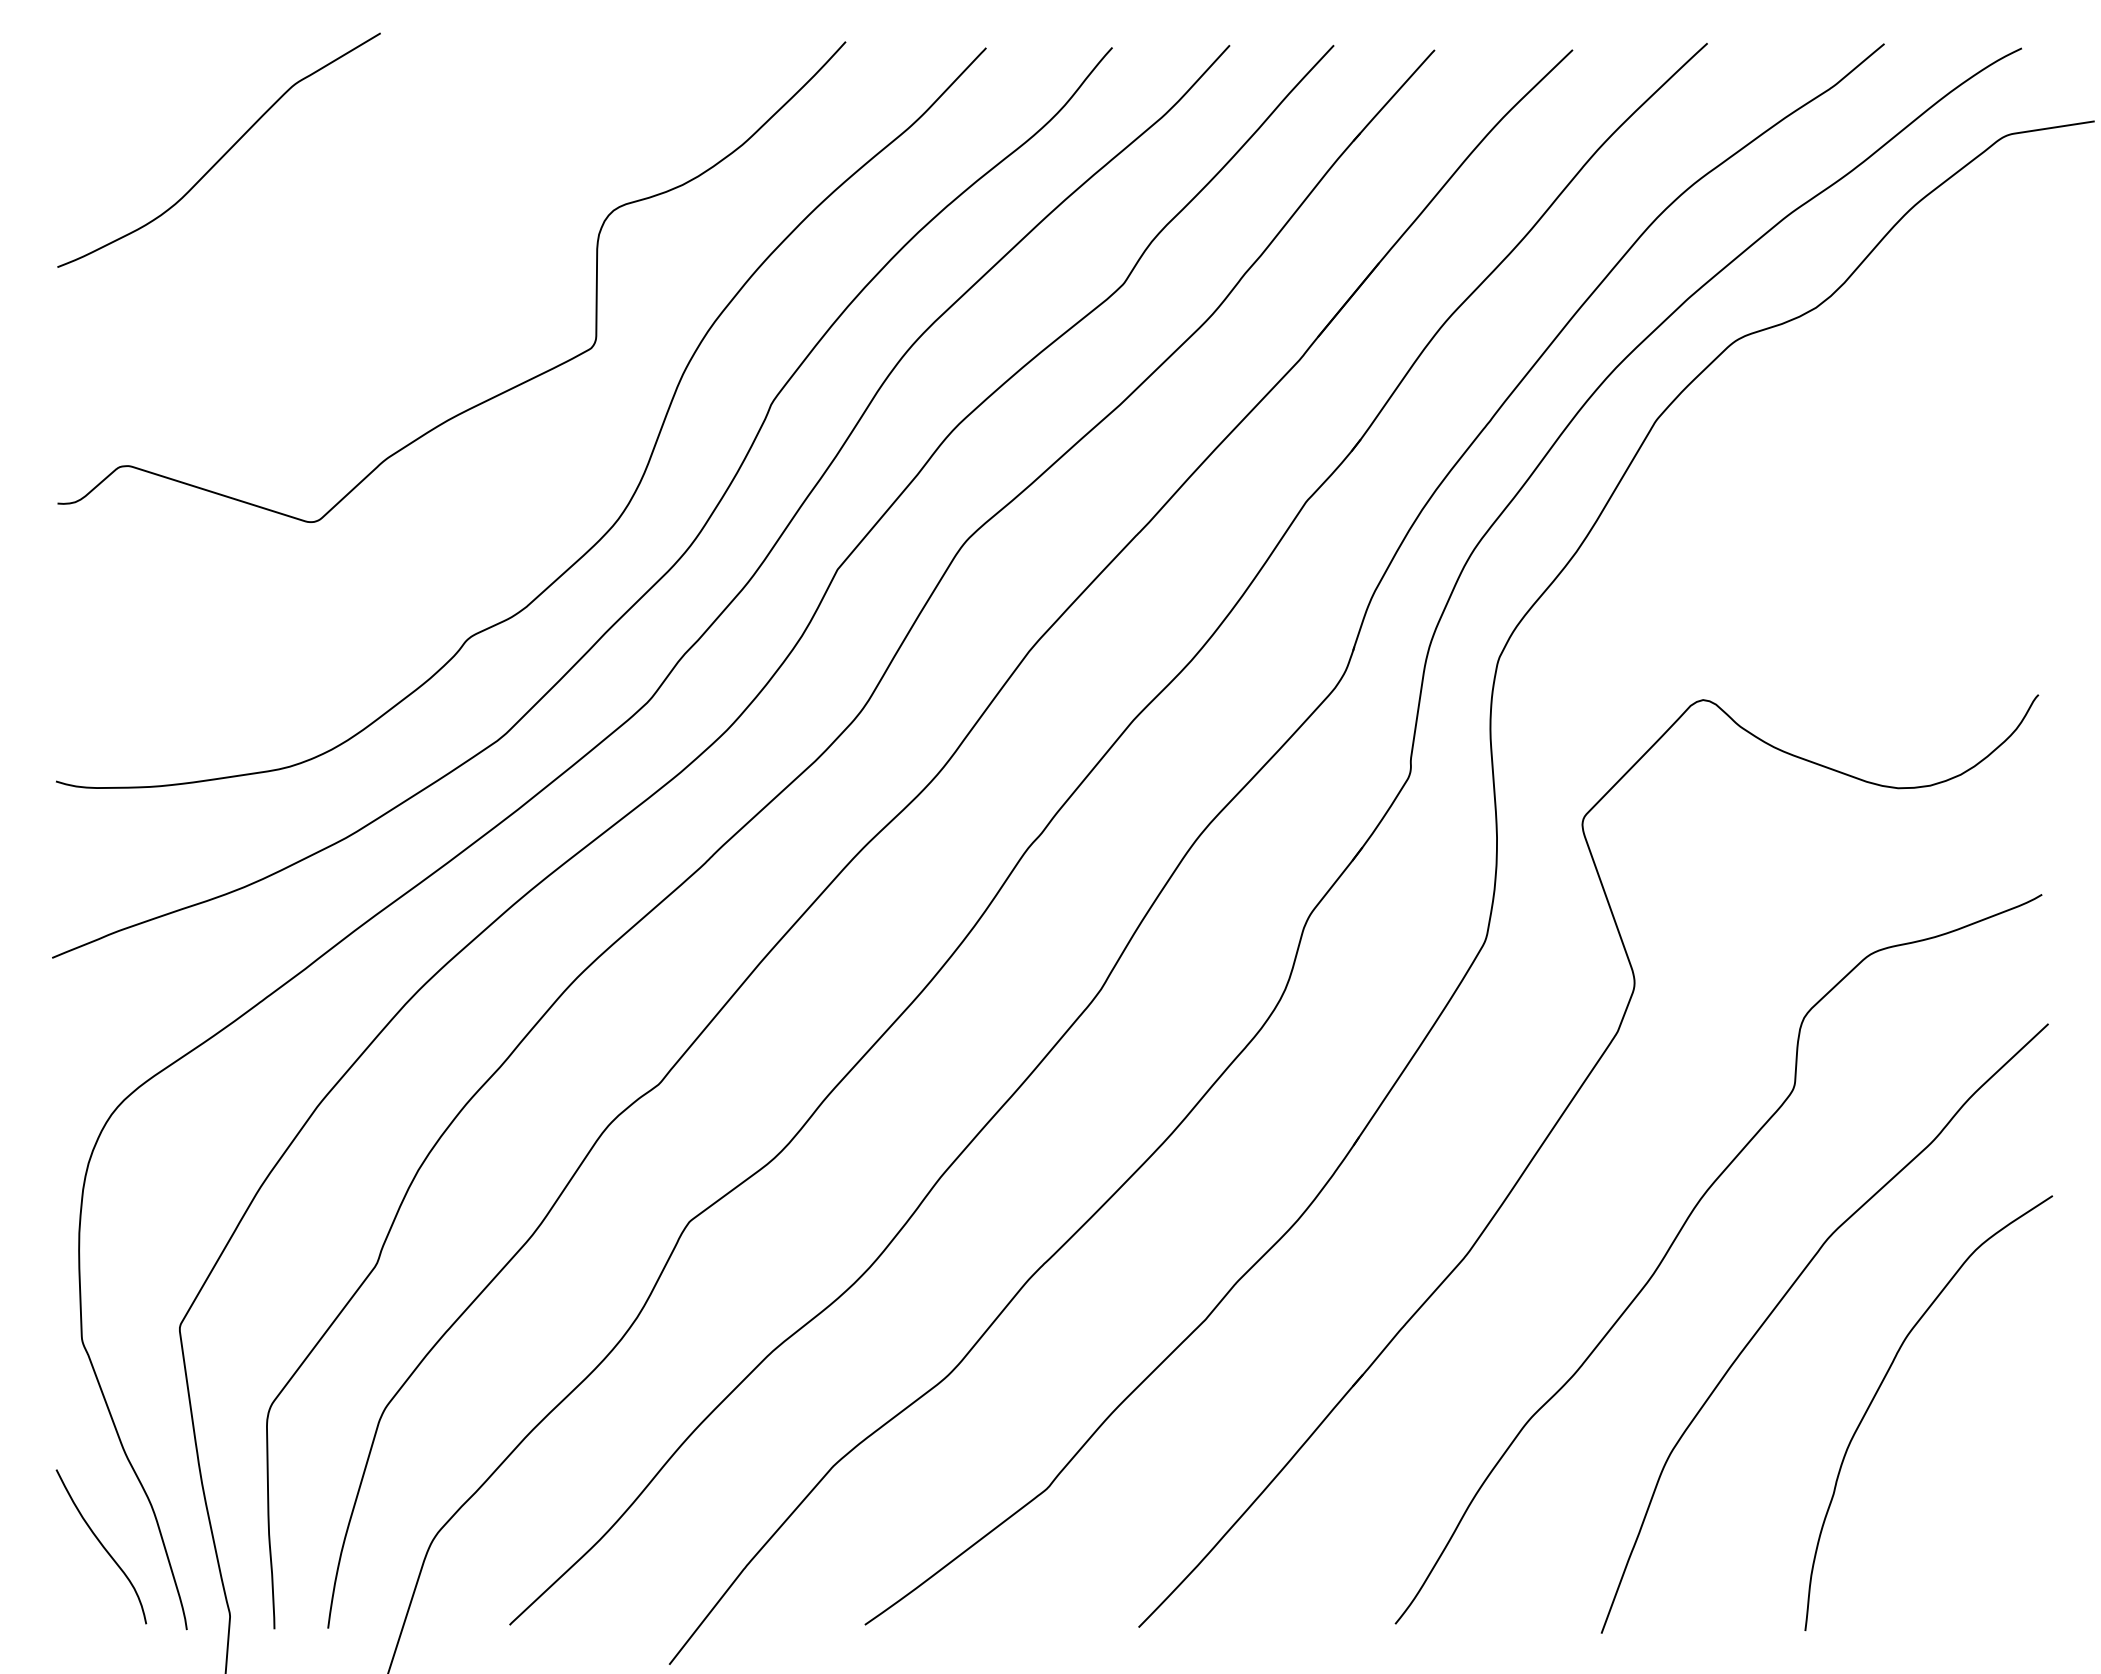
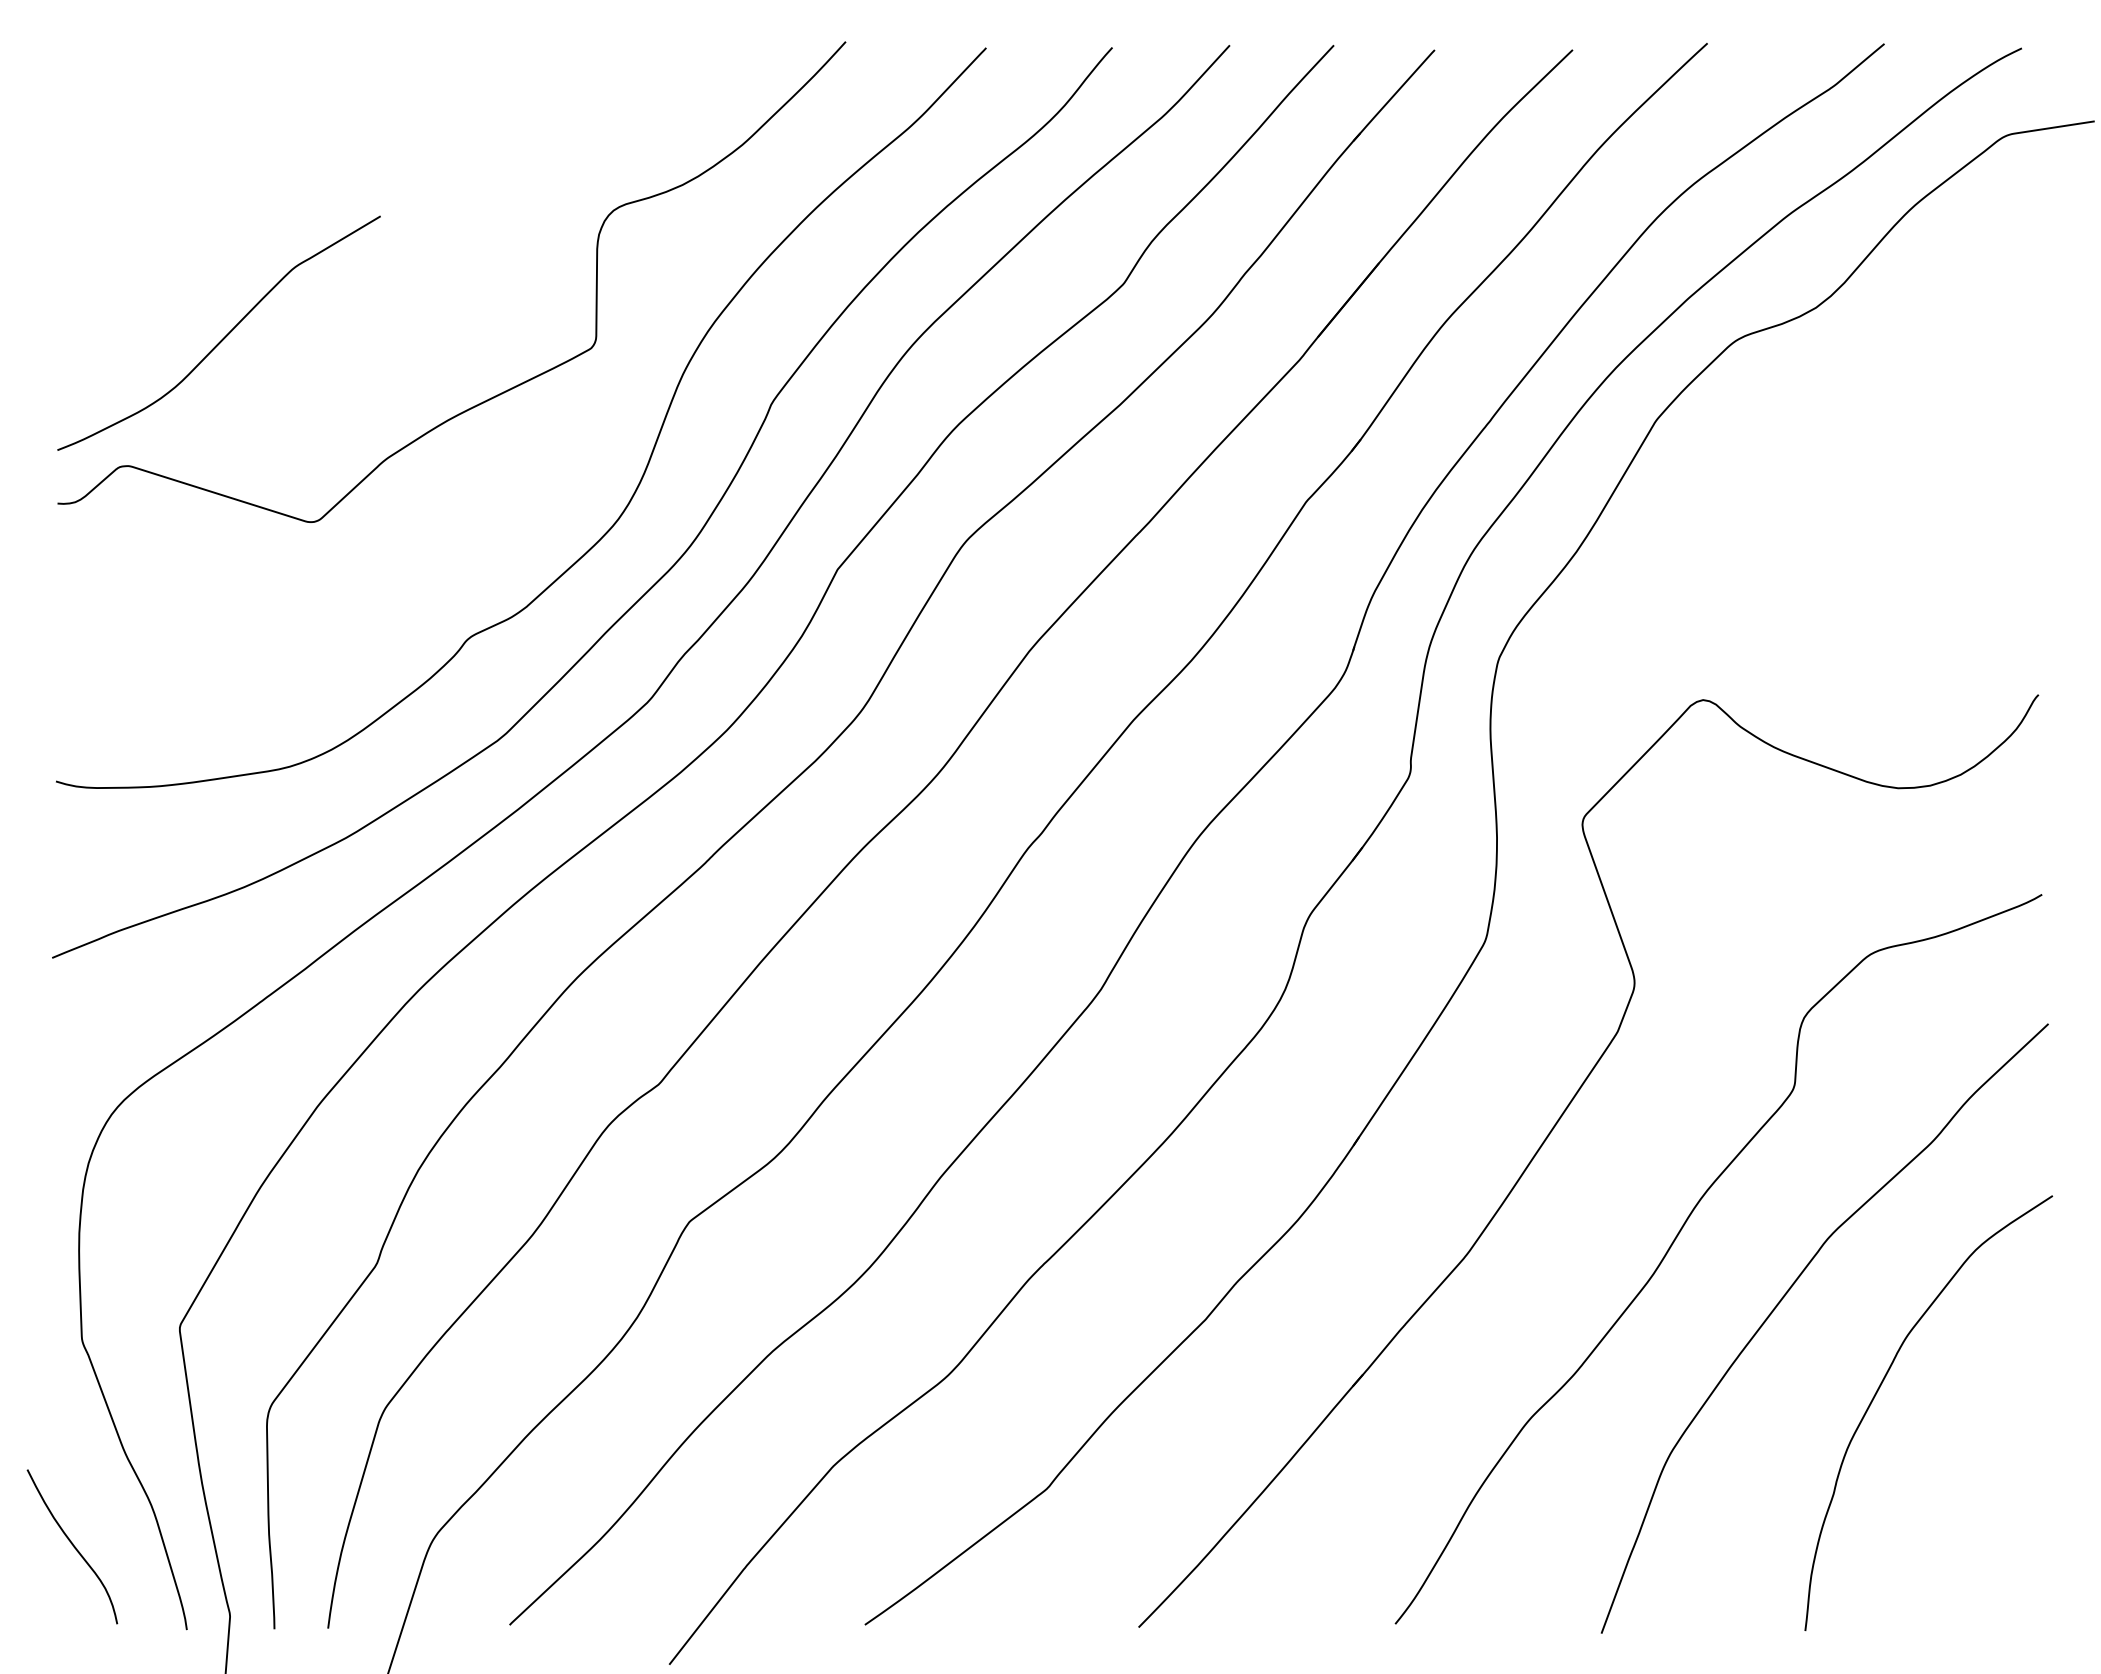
curve position: (223, 154) -> (223, 337) (223, 337)
curve position: (101, 1545) -> (72, 1545) (72, 1545)
